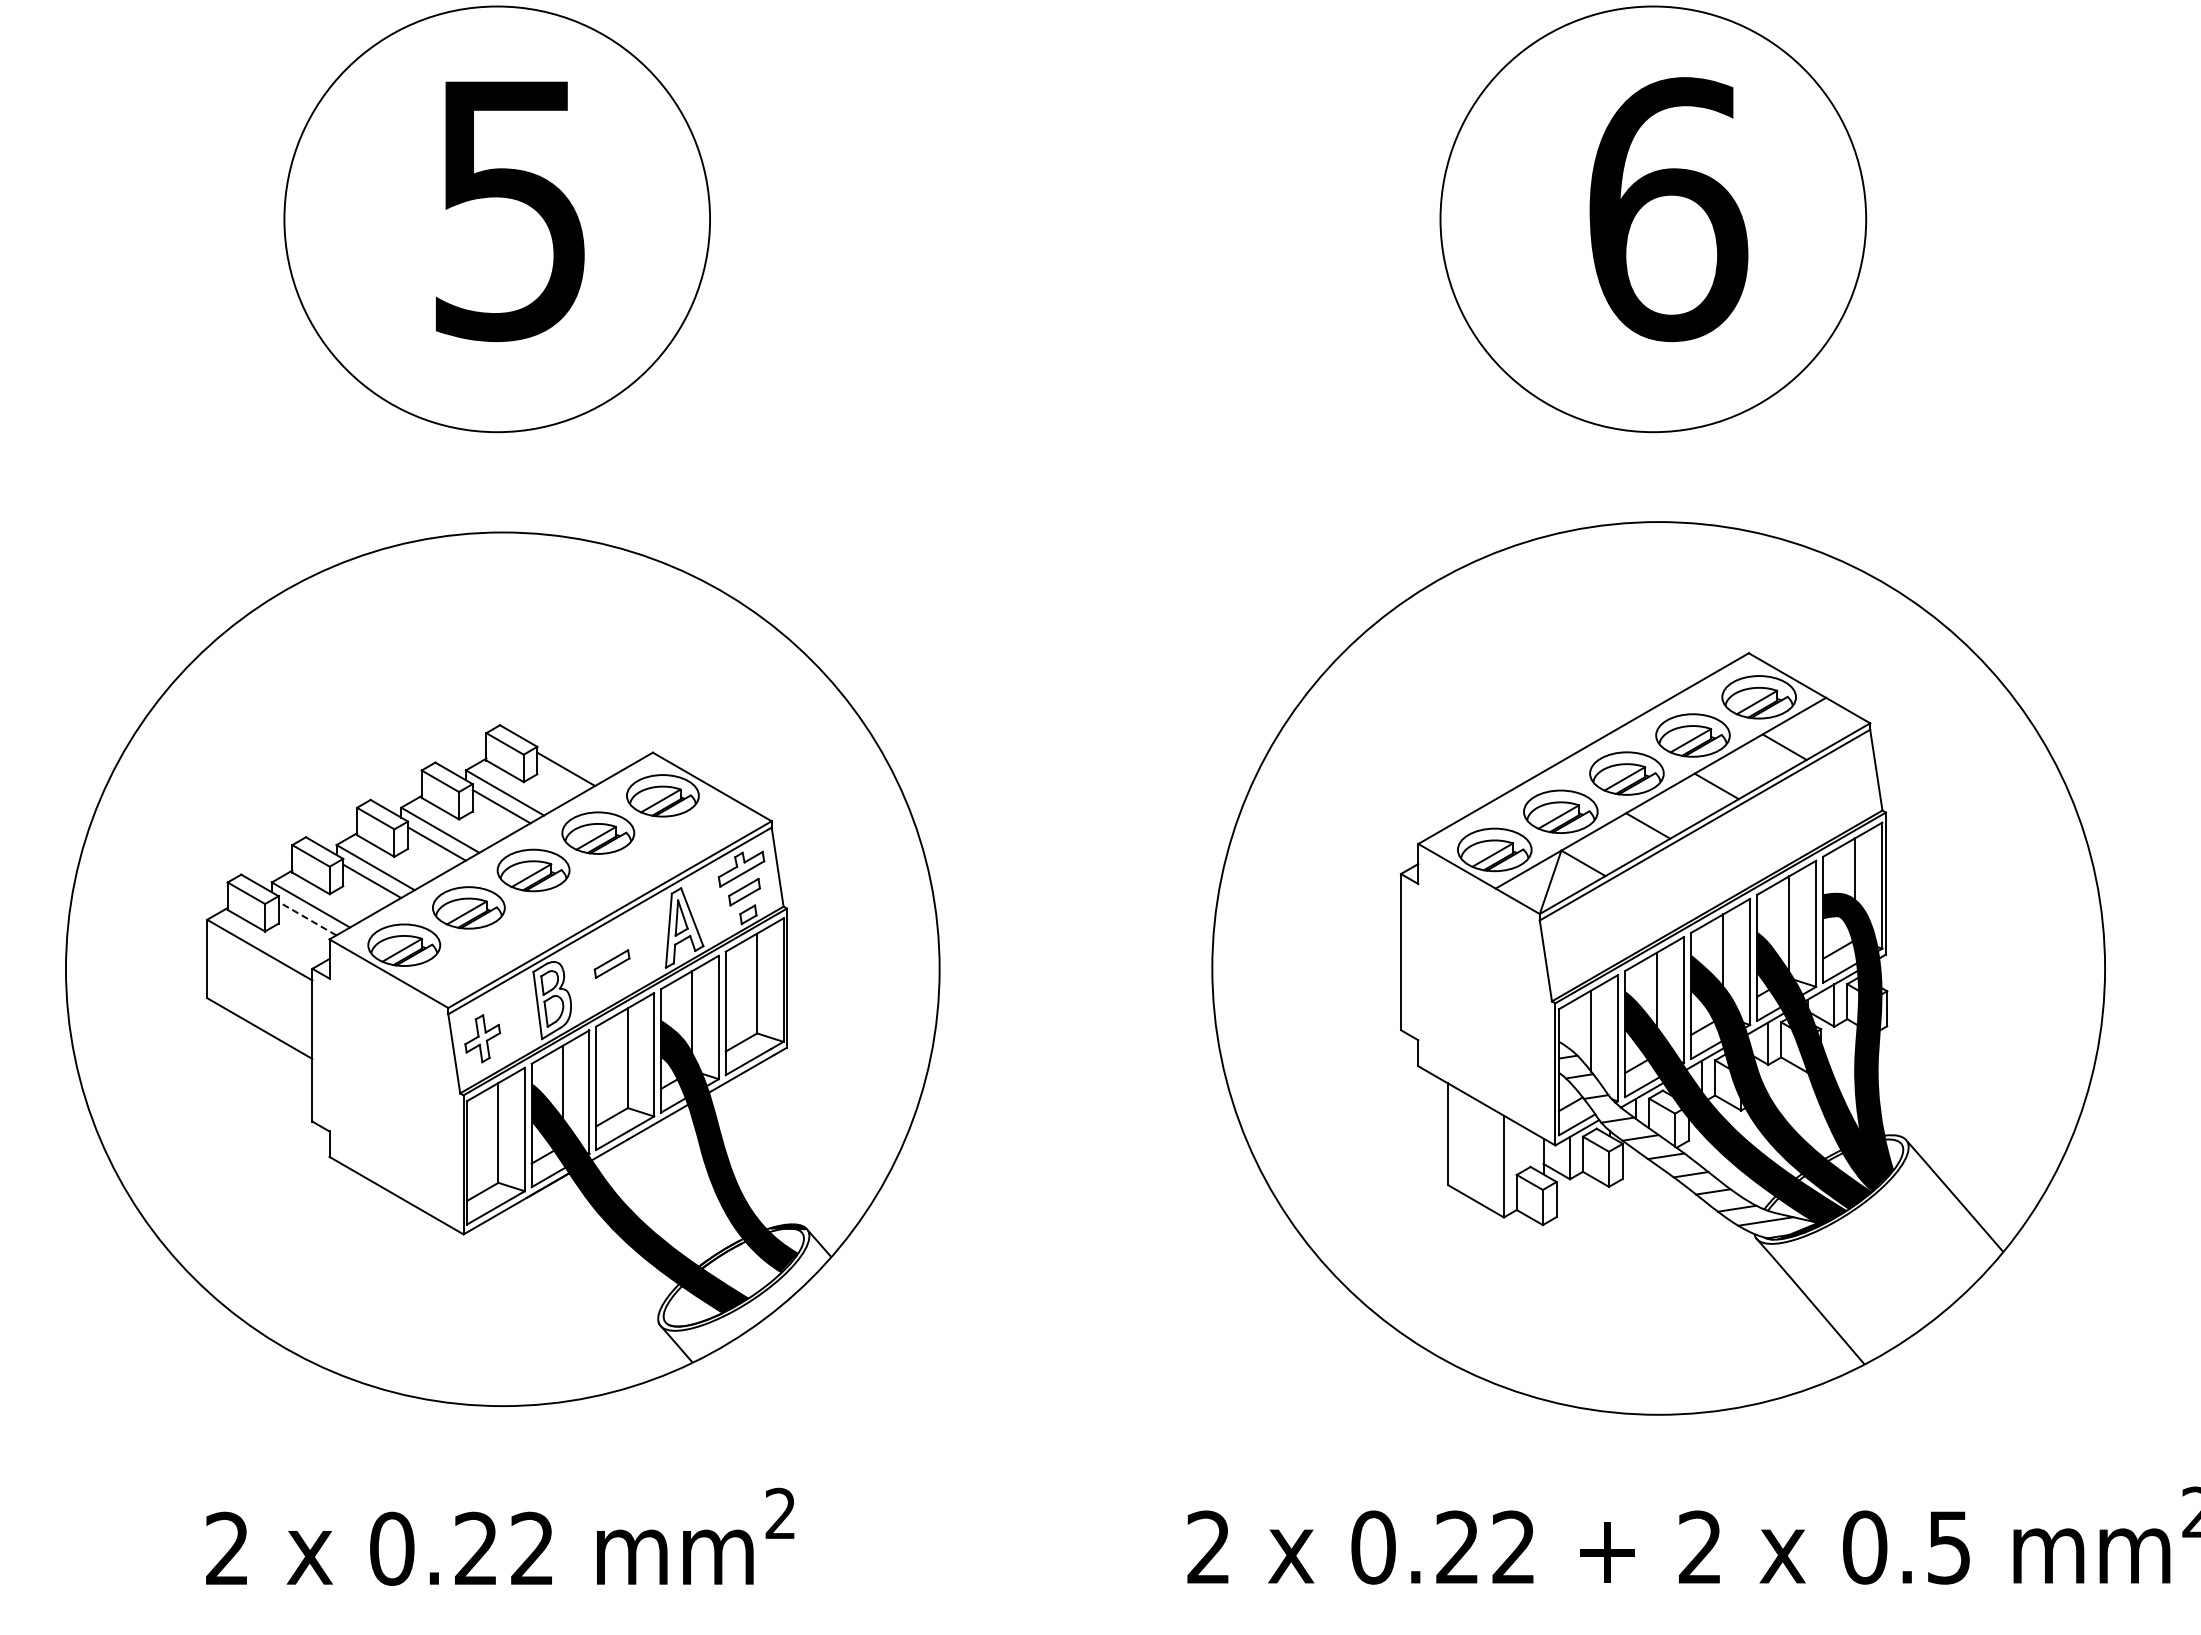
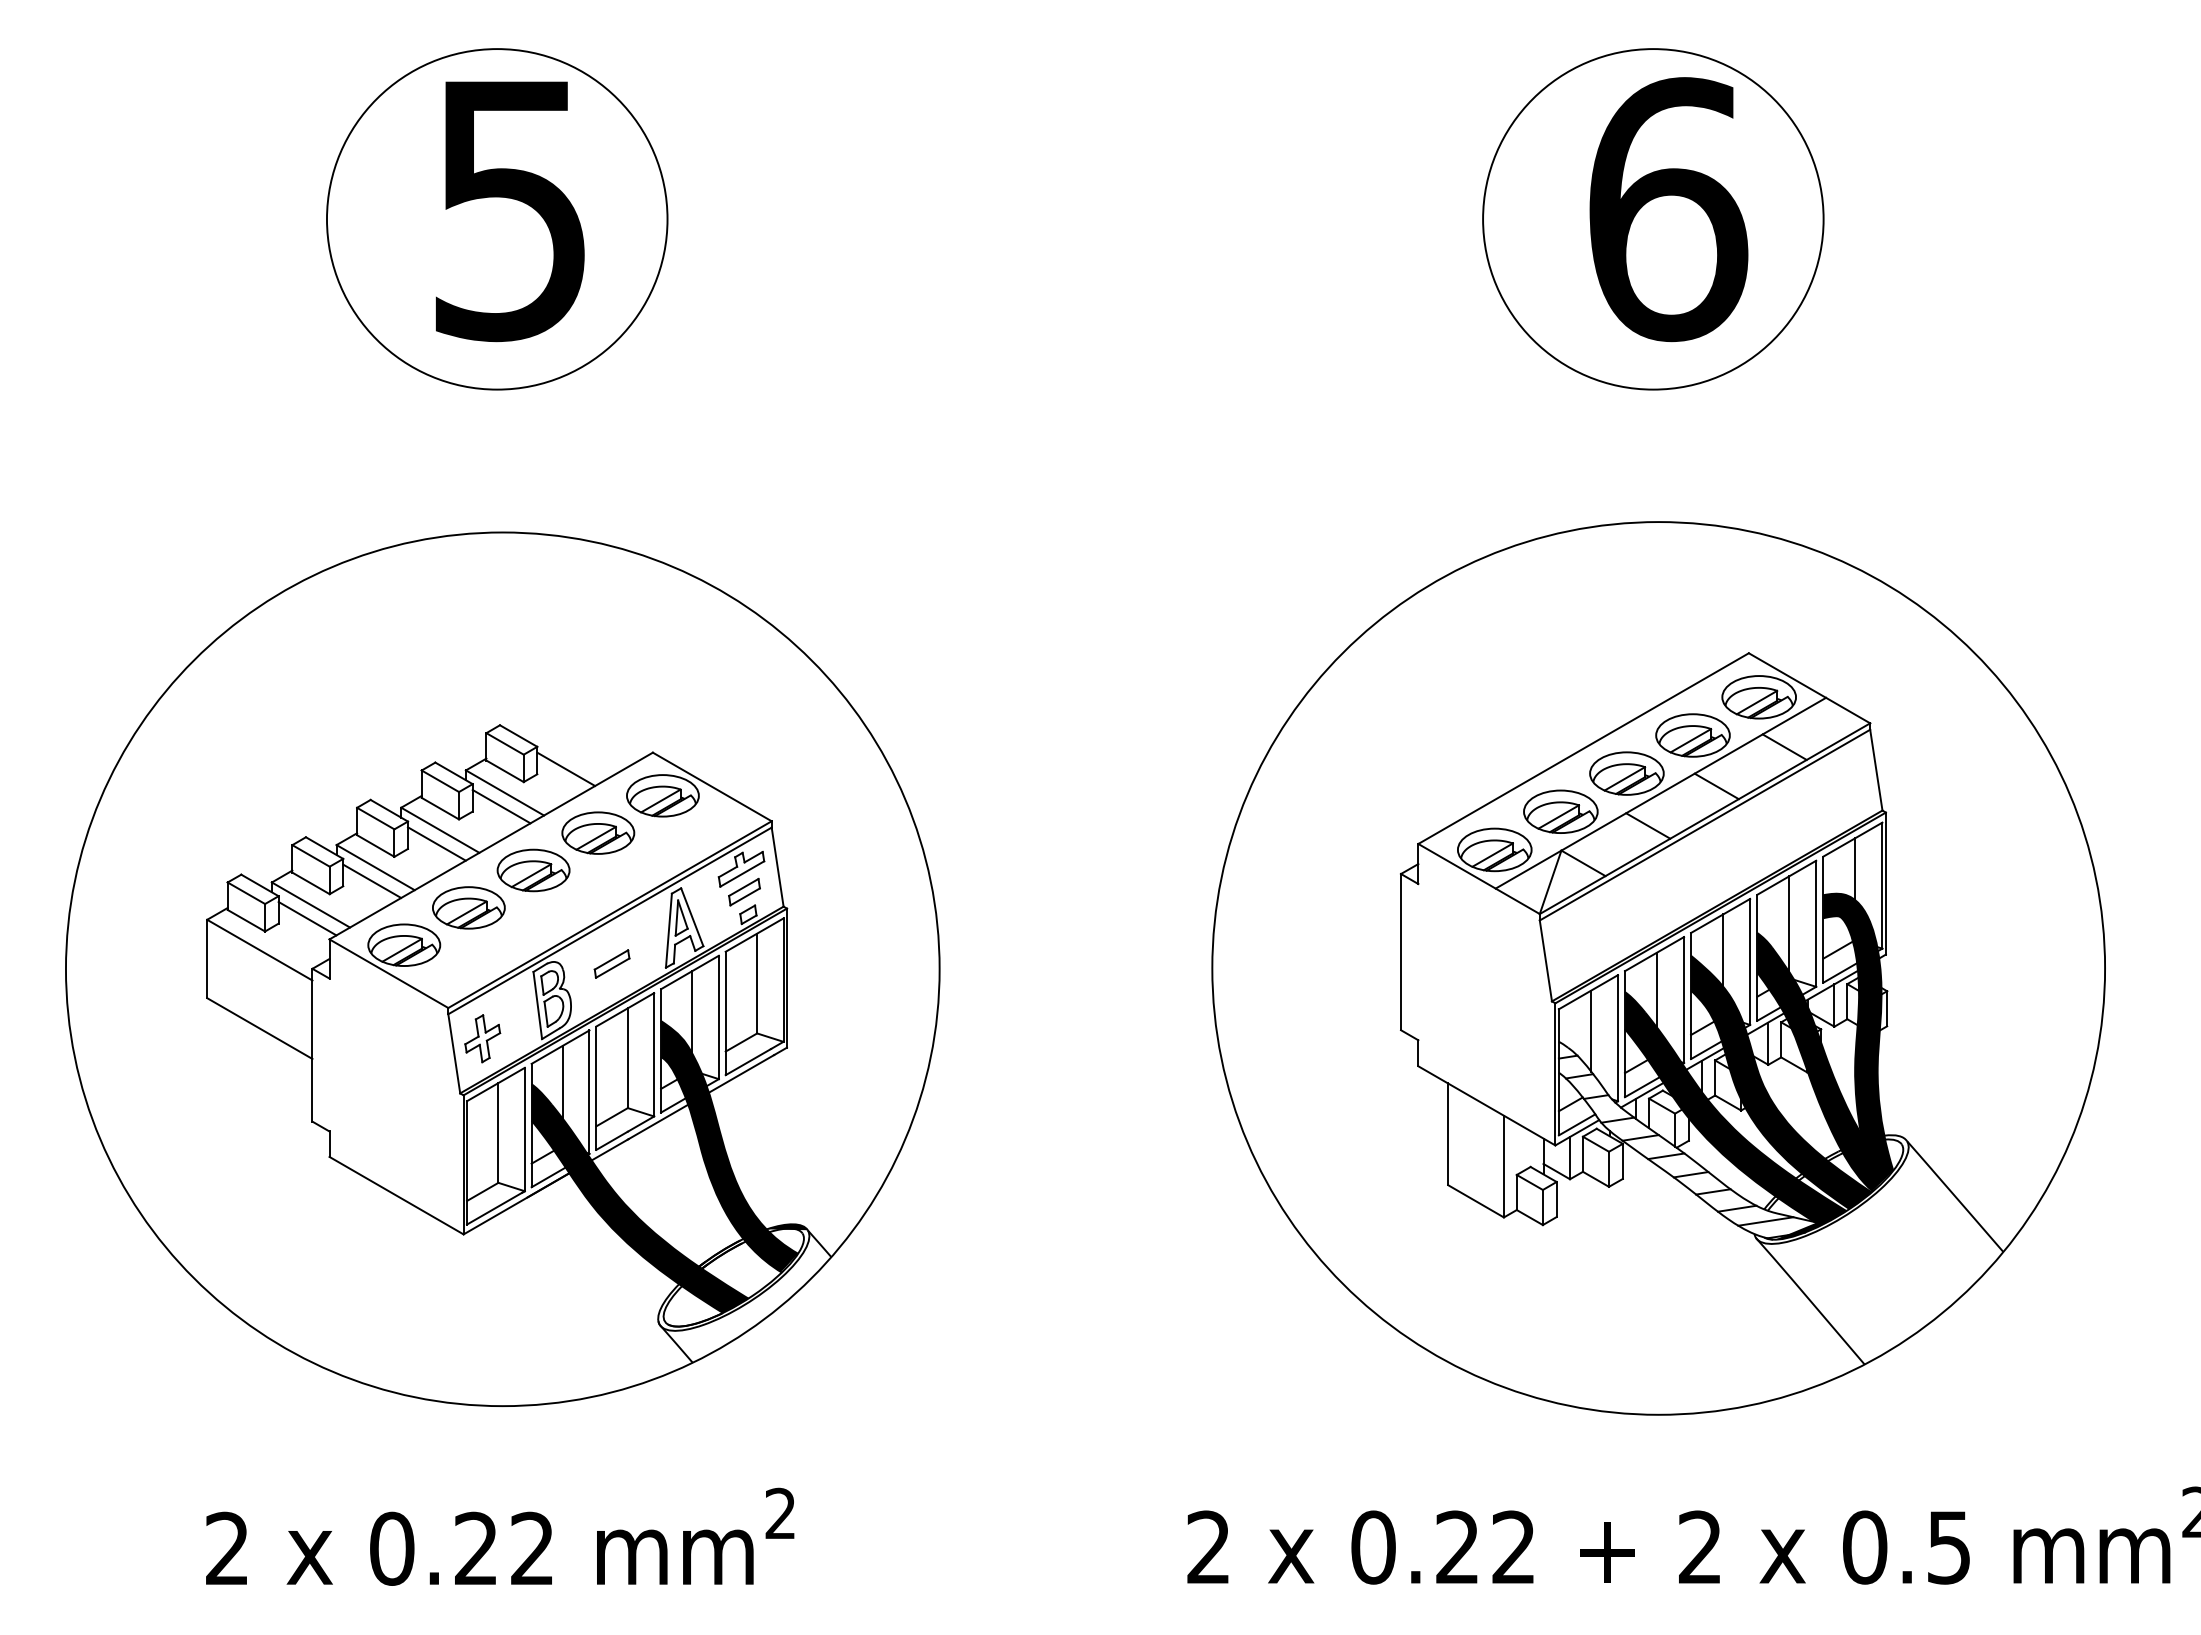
circle diameter: 426 px -> 341 px (496, 219)
circle diameter: 426 px -> 341 px (1653, 219)
line: dashed -> solid (307, 918)
